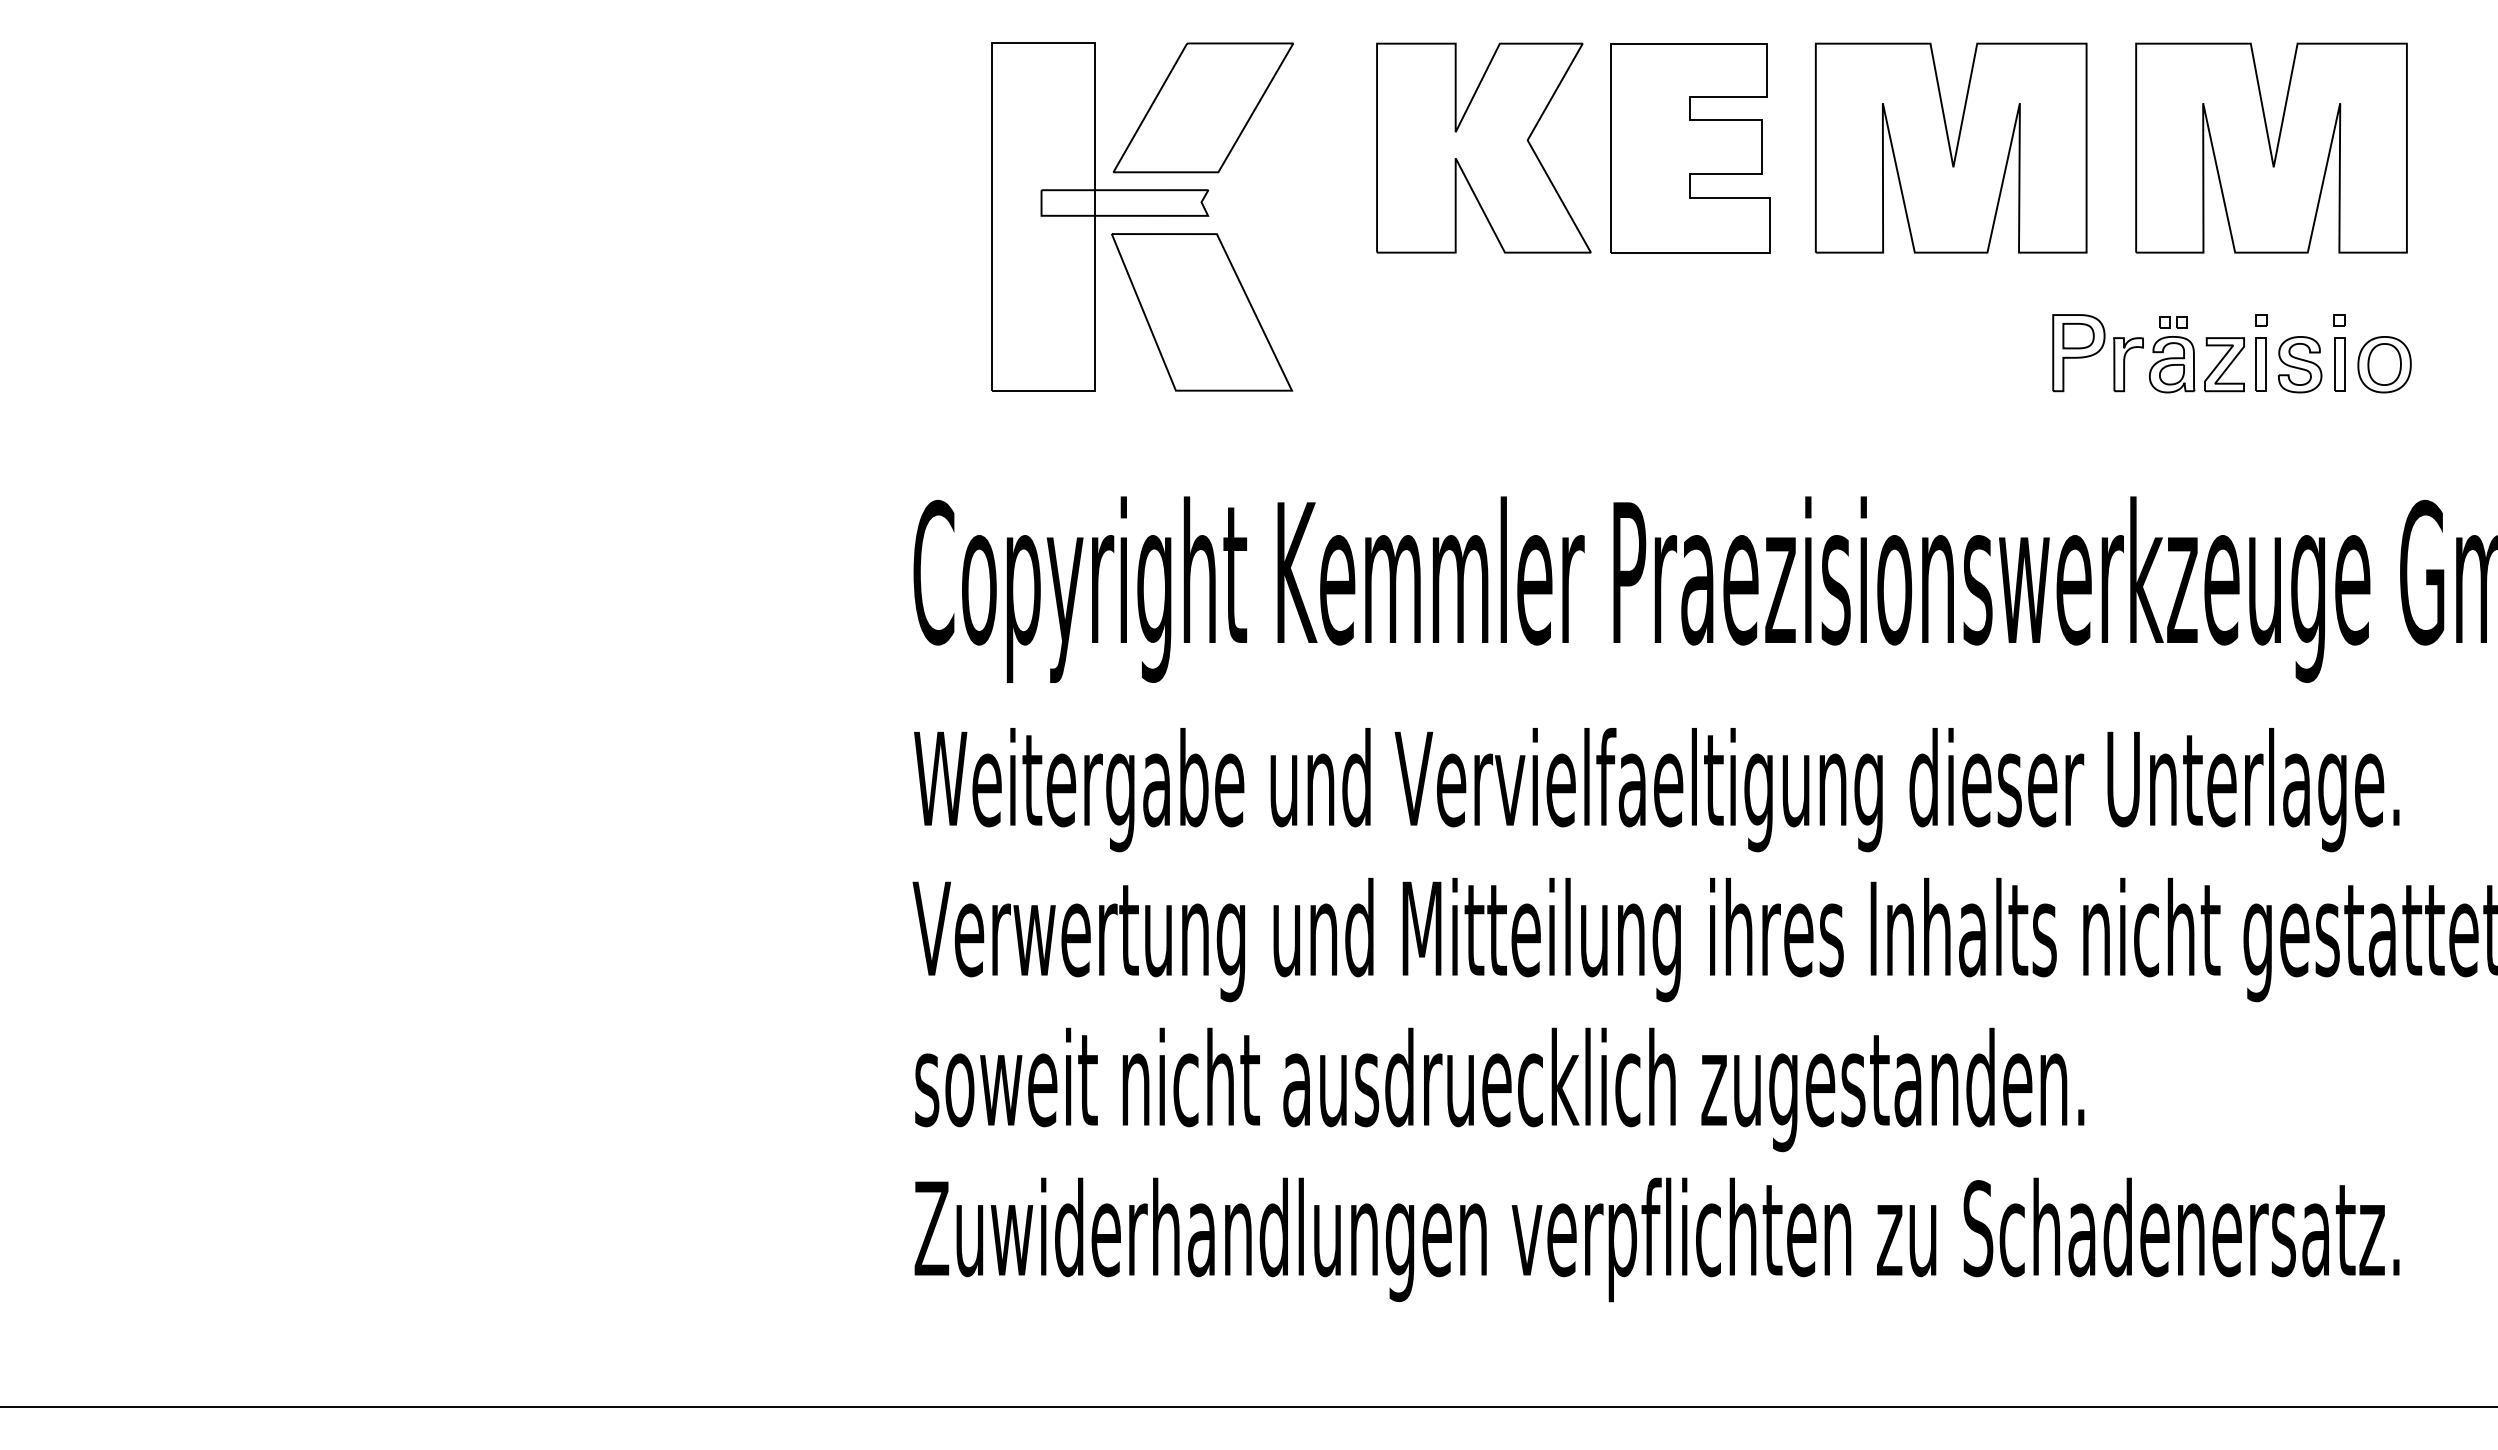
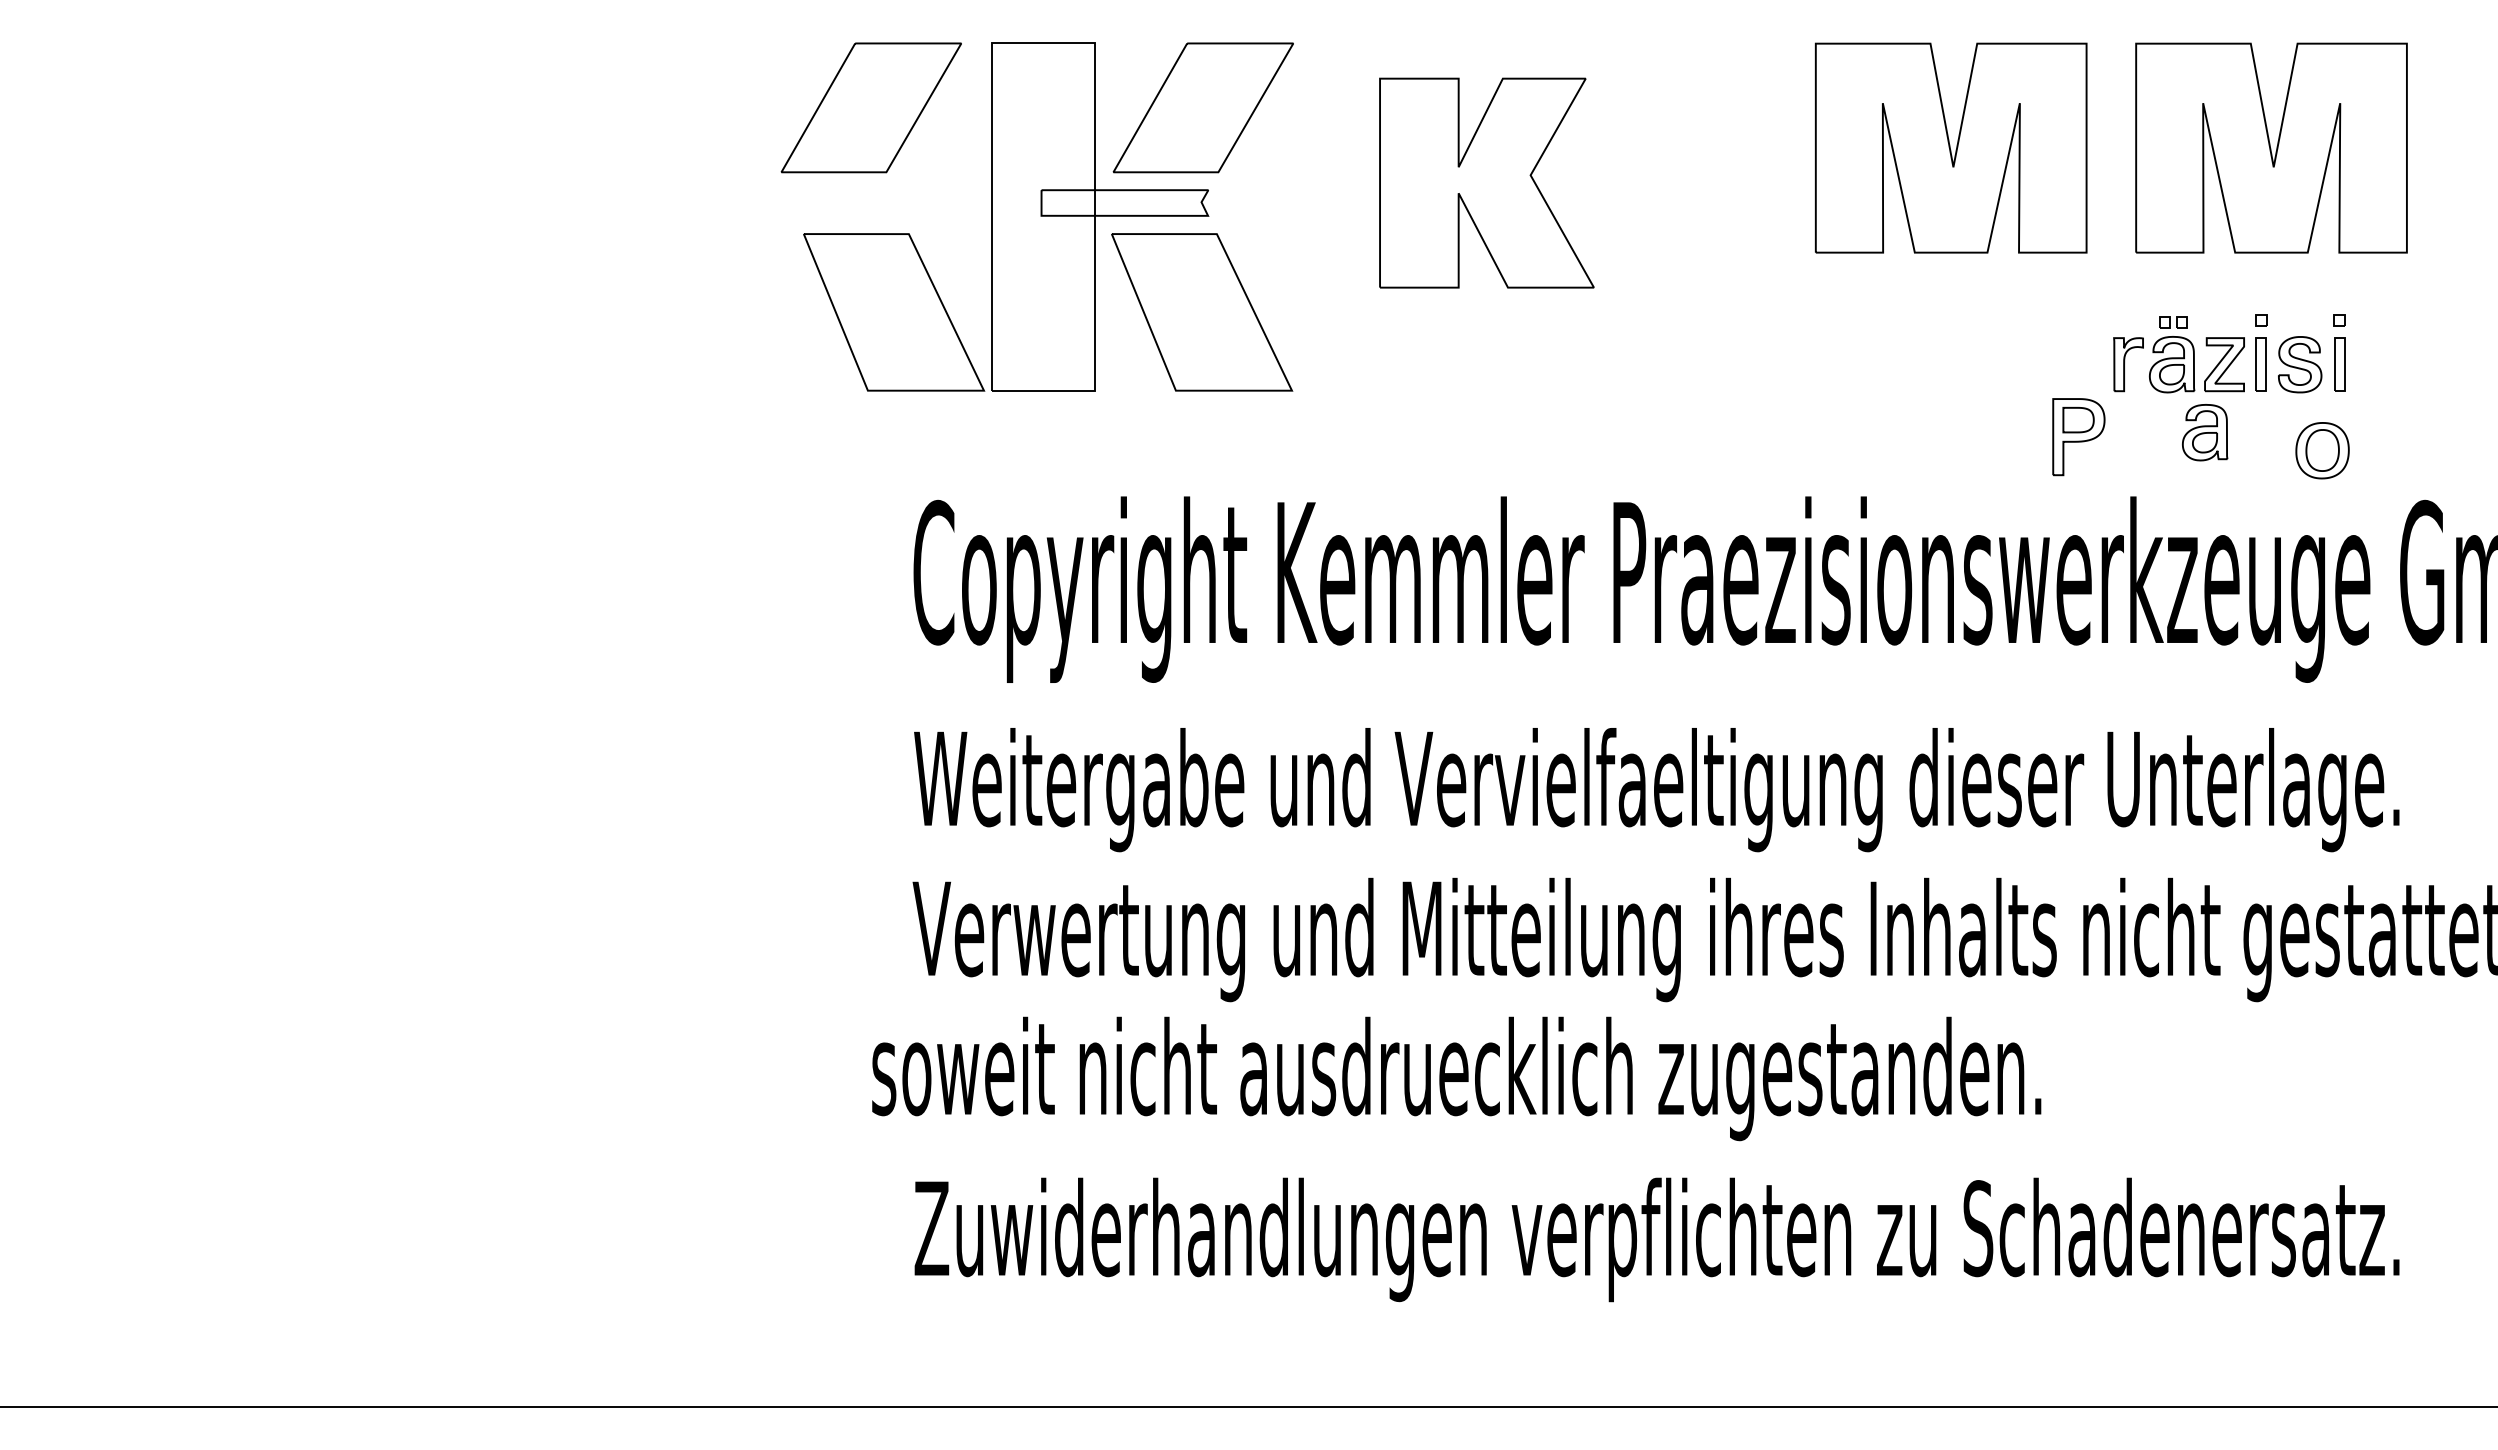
part: none -> present (870, 107)
part position: (1483, 147) -> (1486, 182) (1486, 182)
part: present -> none (1690, 148)
part: none -> present (894, 312)
part position: (2078, 353) -> (2078, 437) (2078, 437)
part position: (2384, 364) -> (2322, 450) (2322, 450)
part: none -> present (2205, 432)
text position: (1499, 1089) -> (1456, 1078) (1456, 1078)
